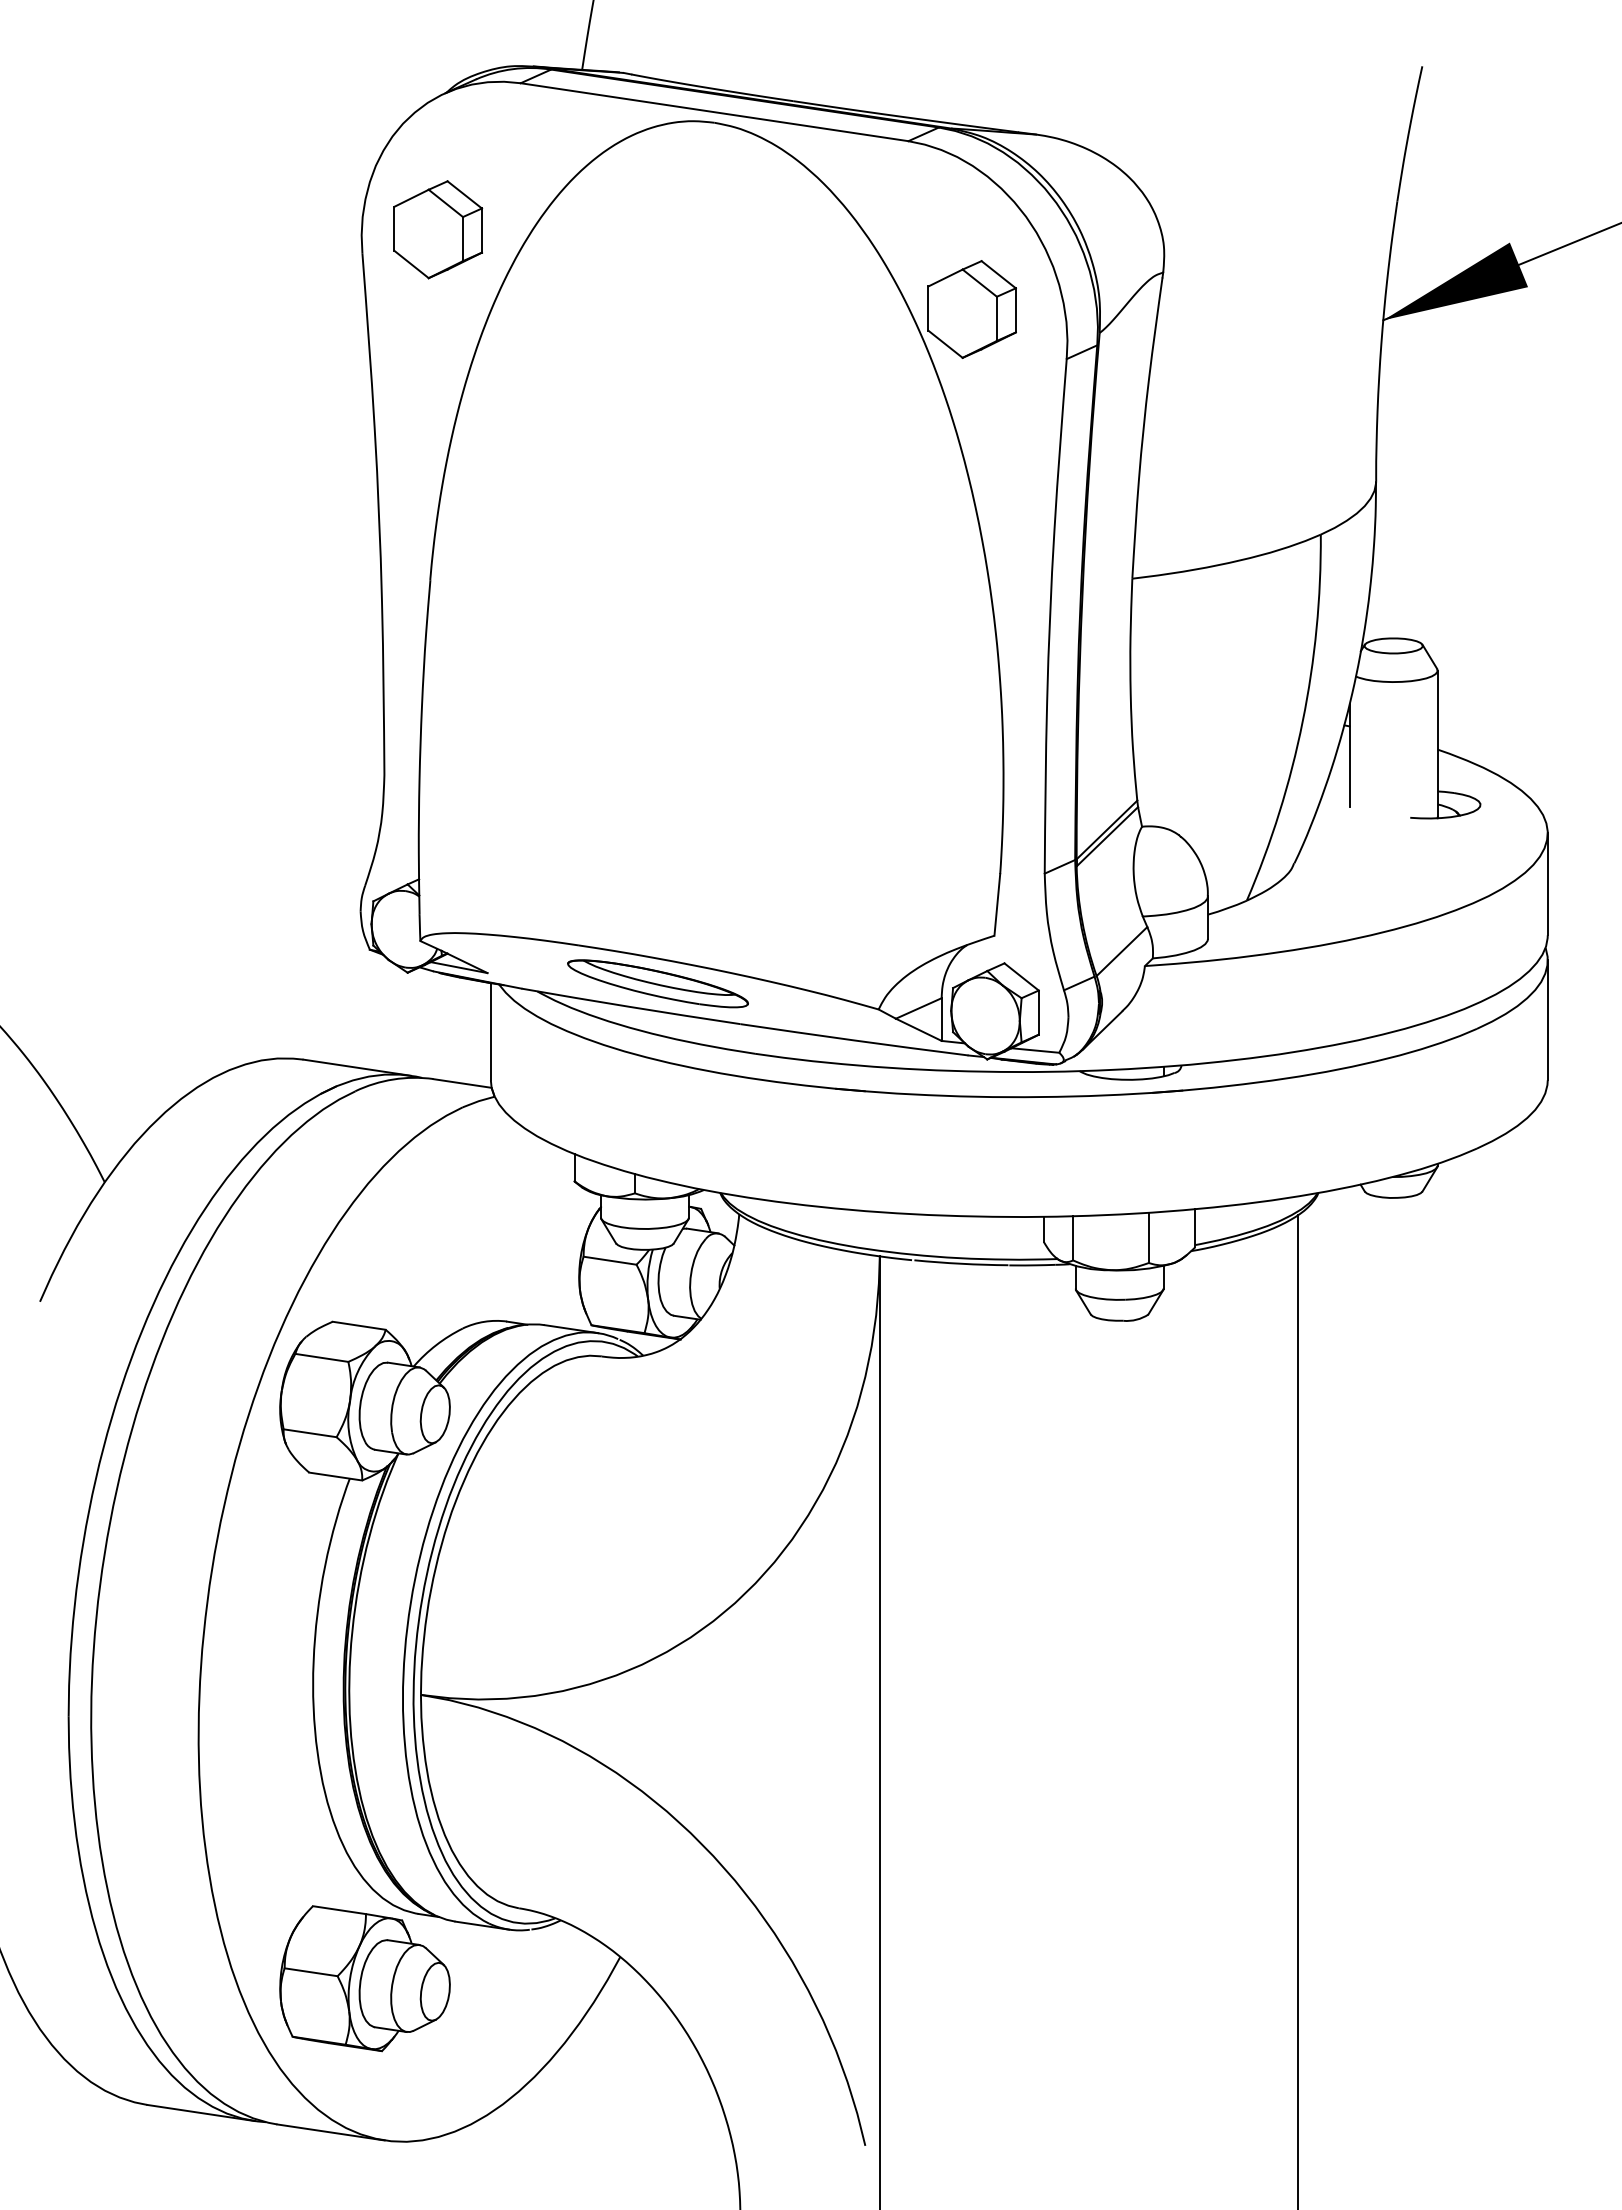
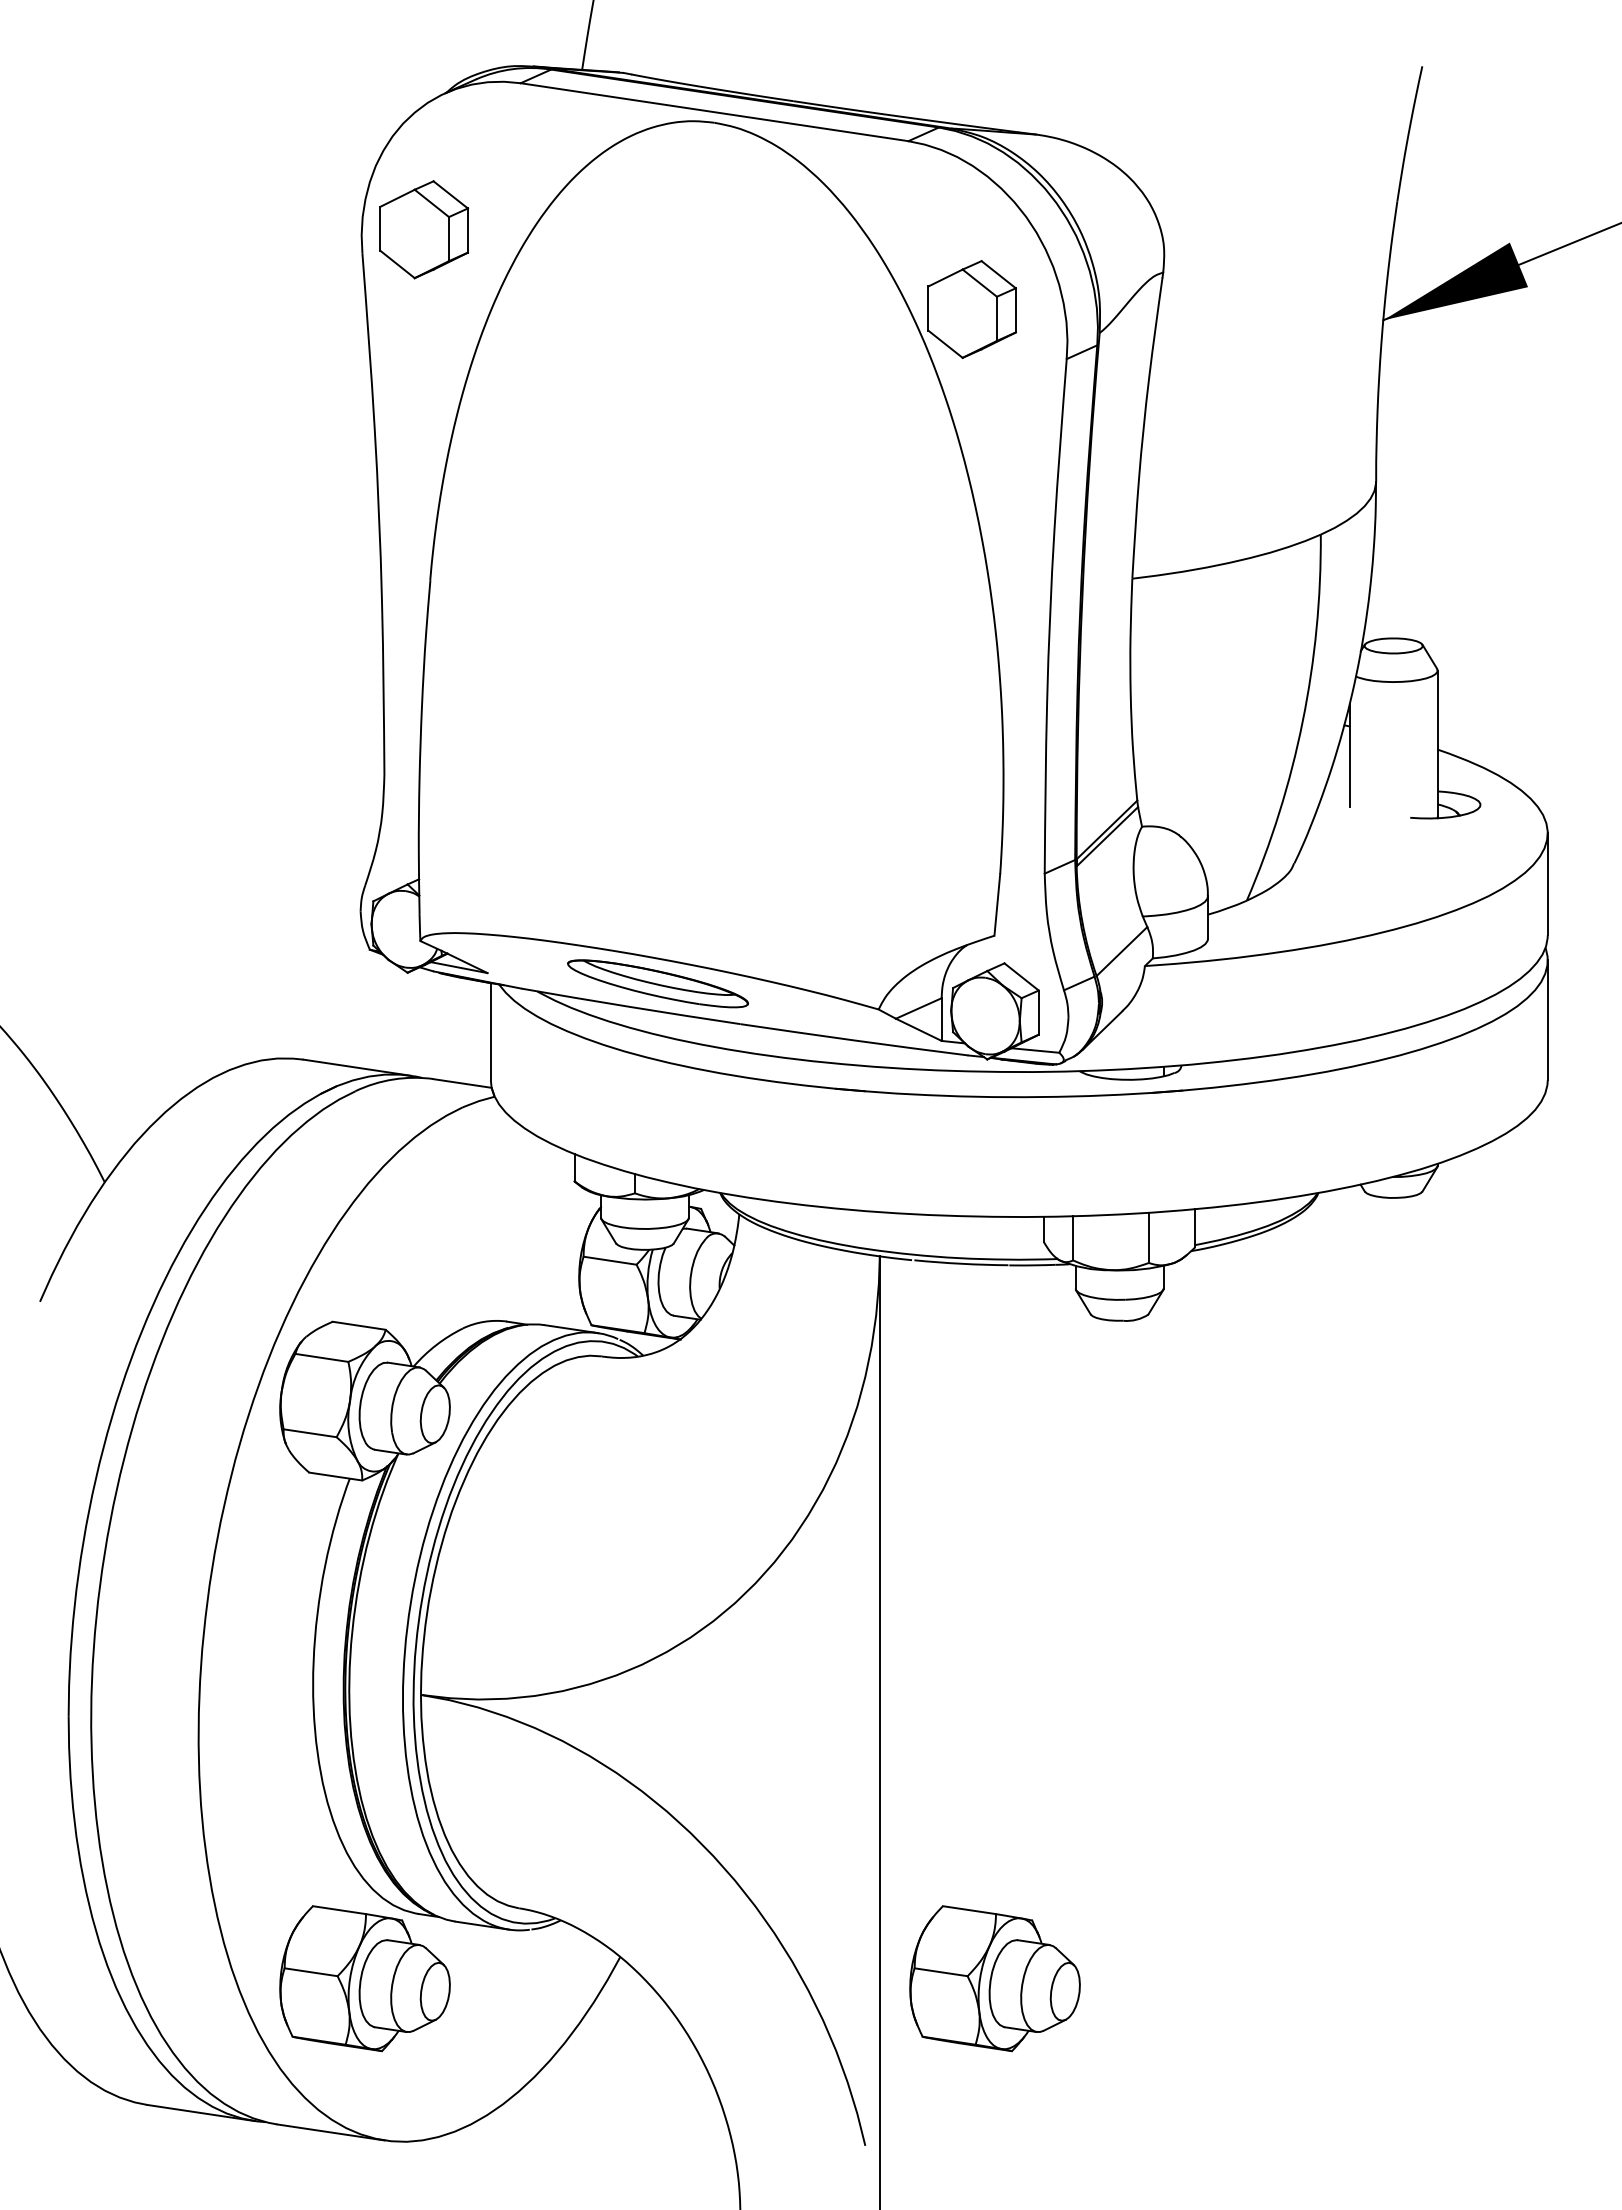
part position: (438, 229) -> (424, 229) (424, 229)
line: present -> none (1298, 1710)
part: none -> present (994, 1978)
